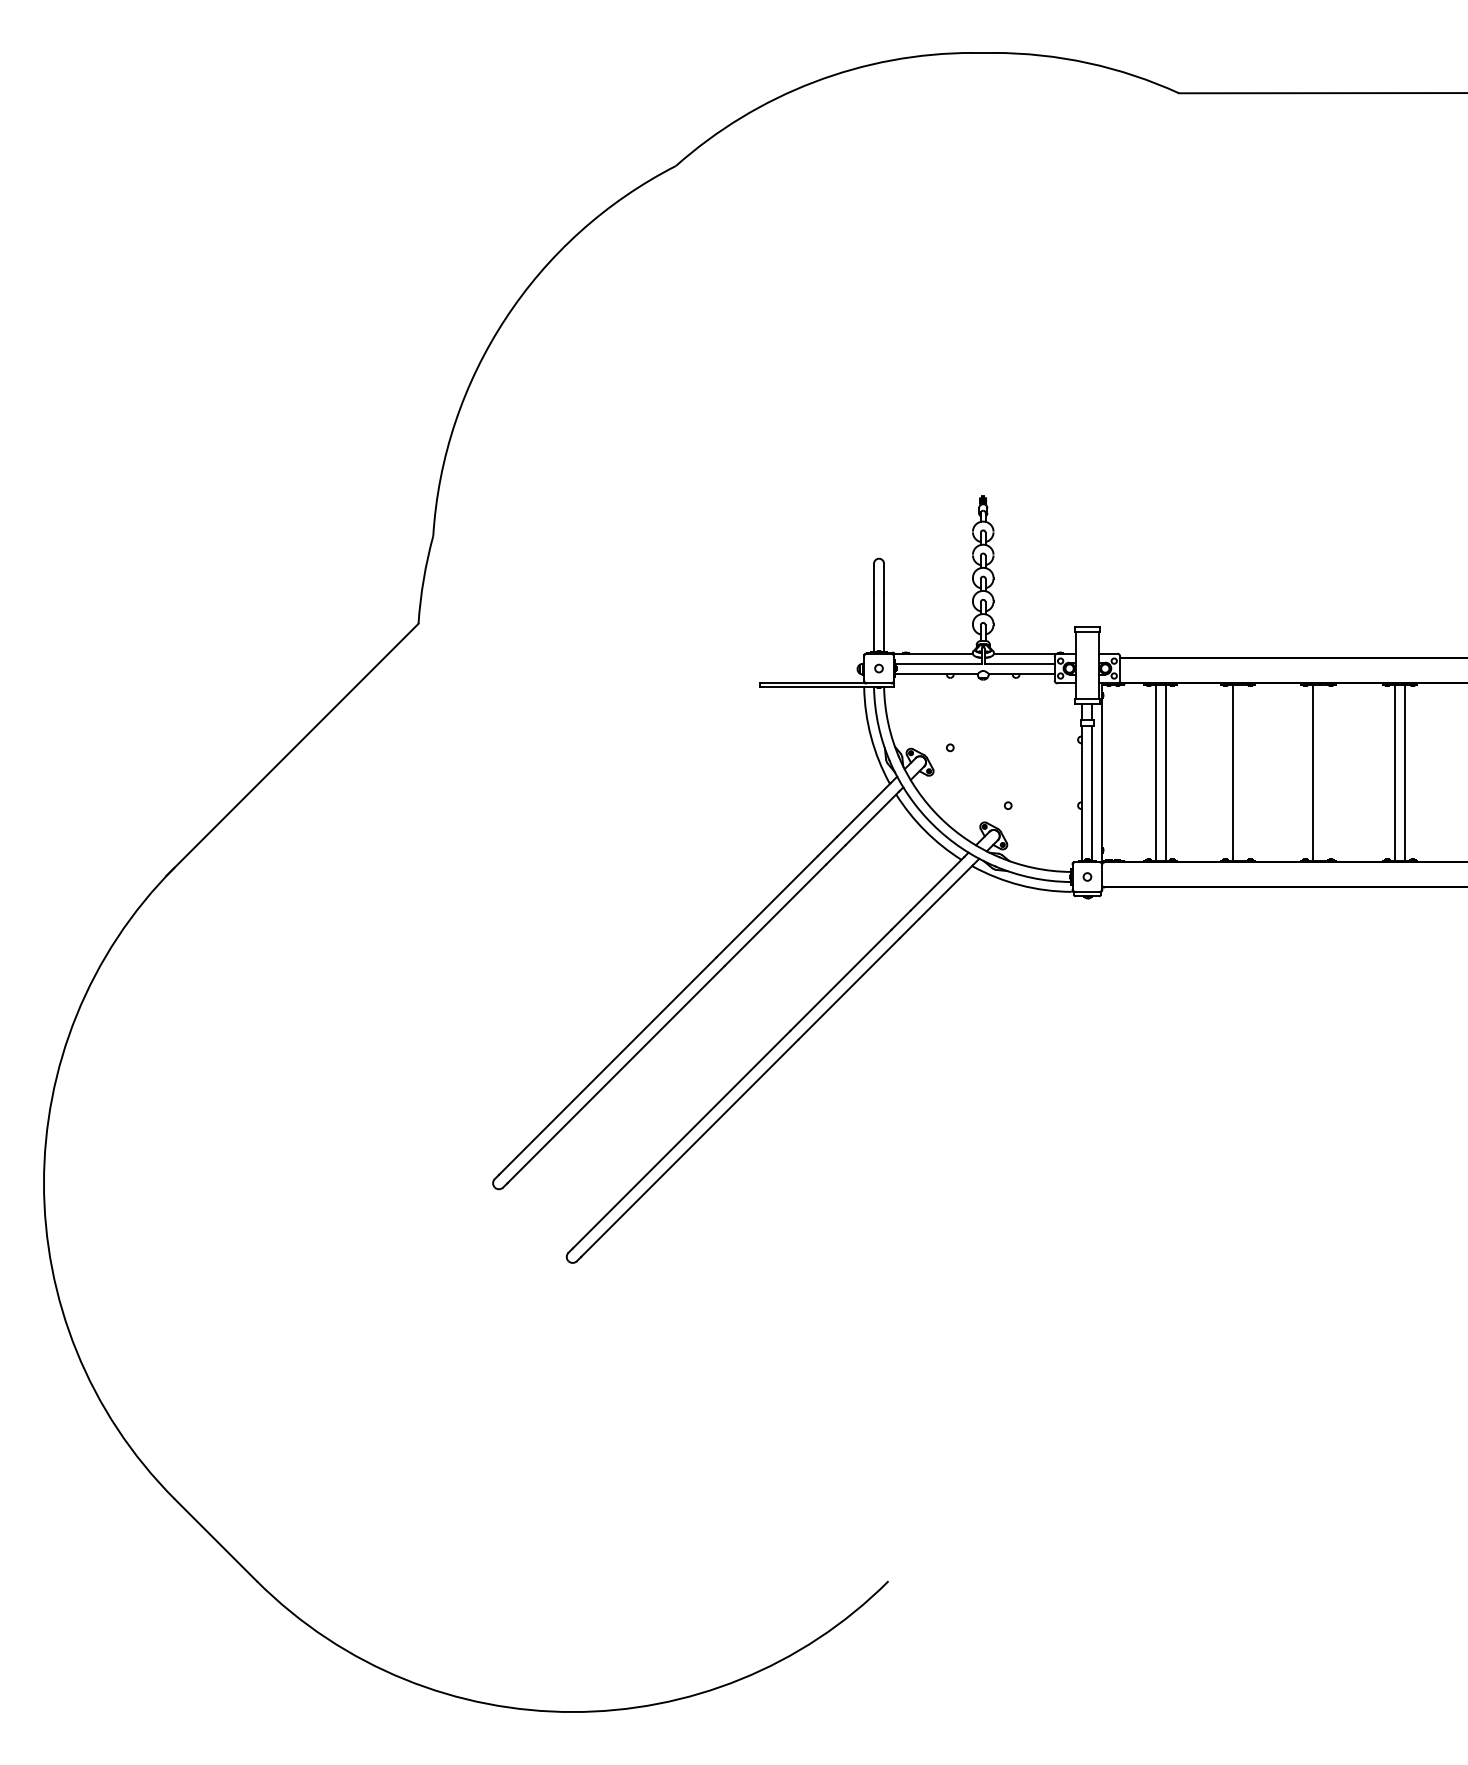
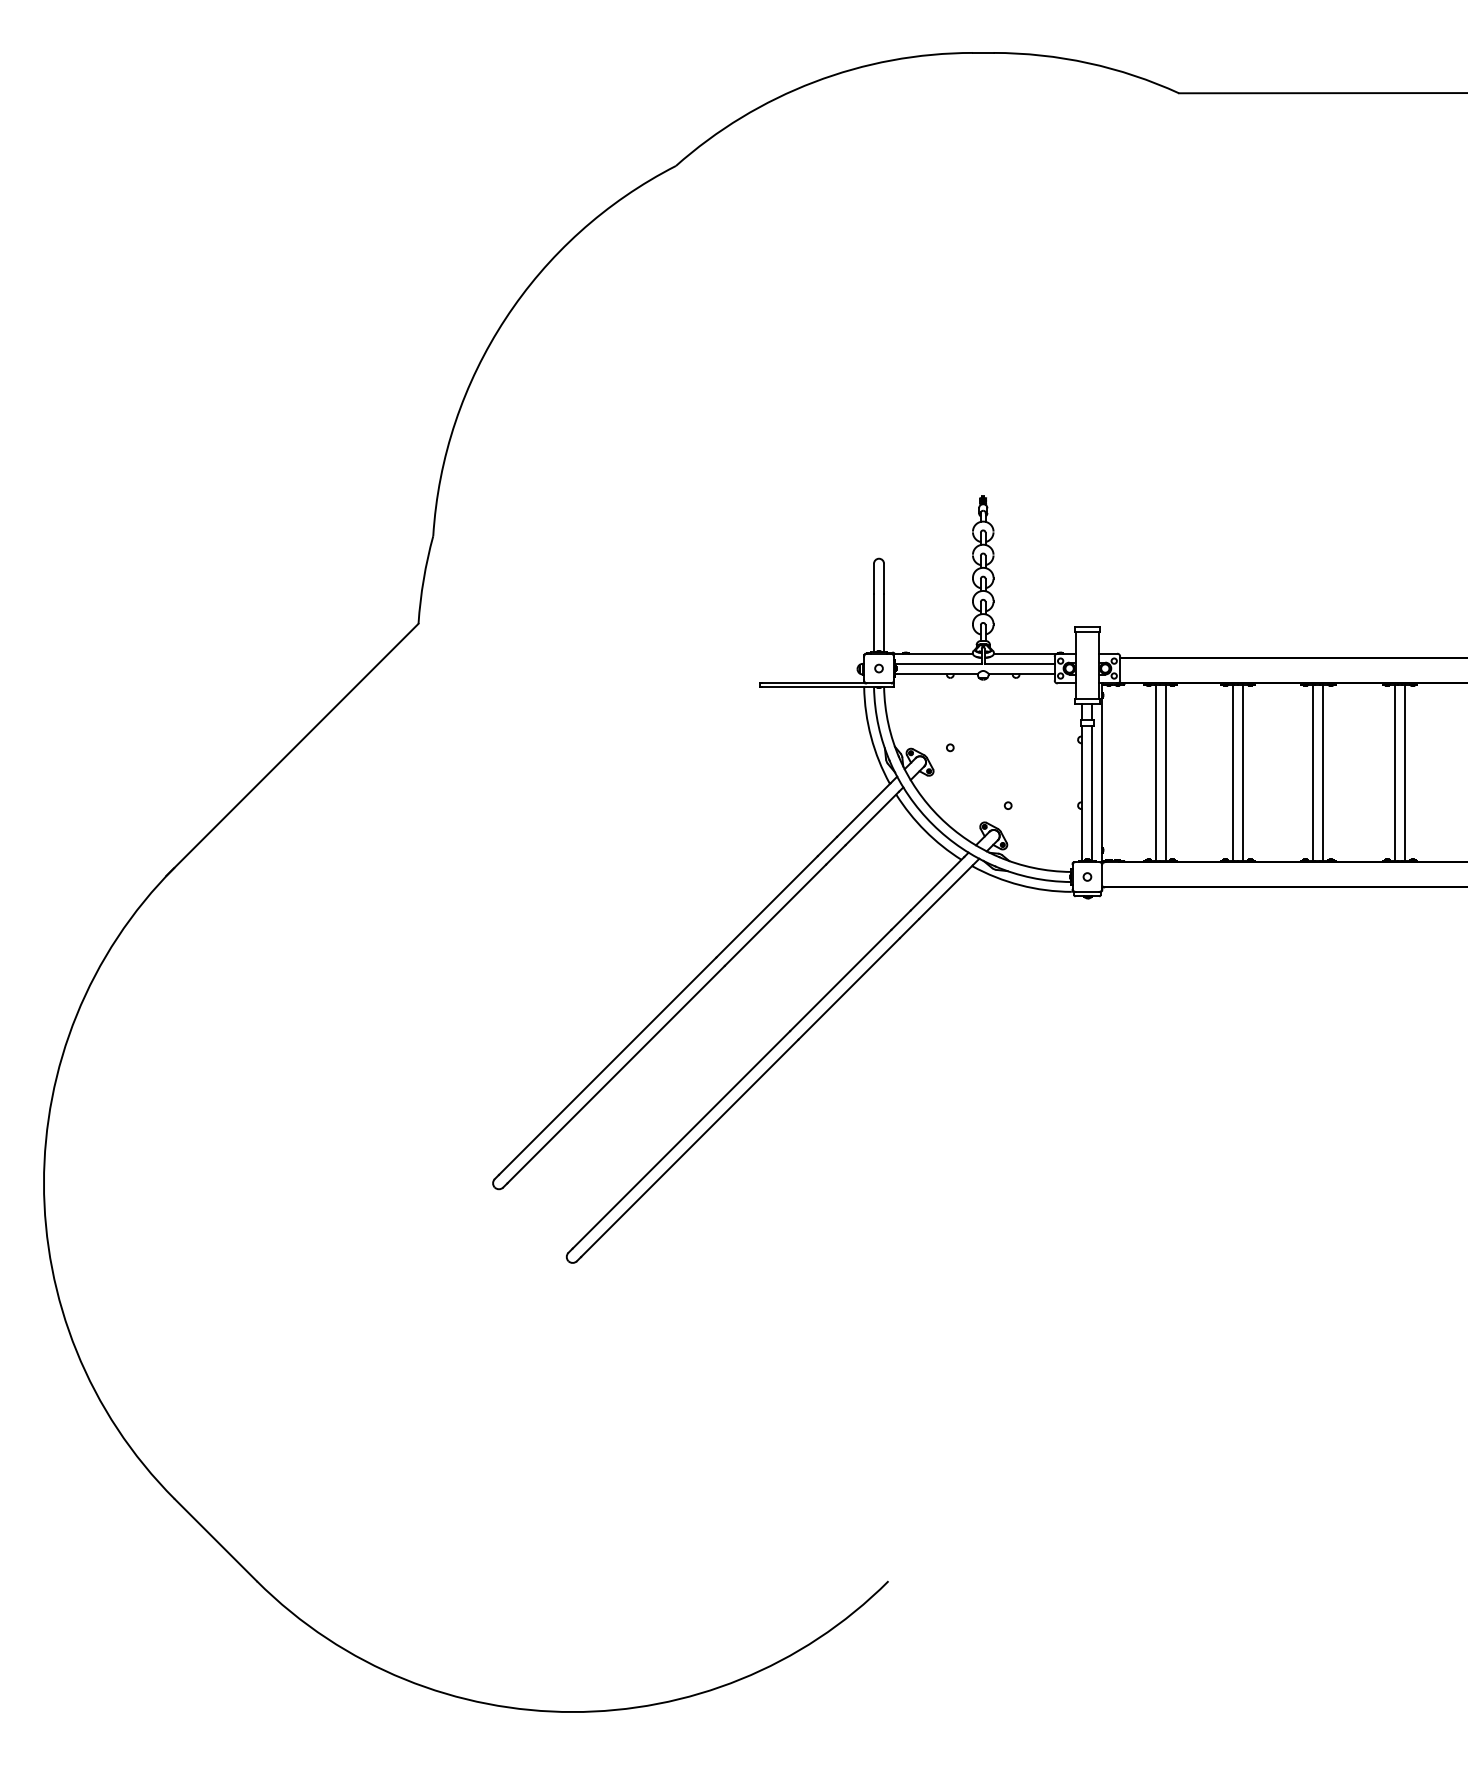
line: none -> present (1243, 772)
line: none -> present (1323, 772)
